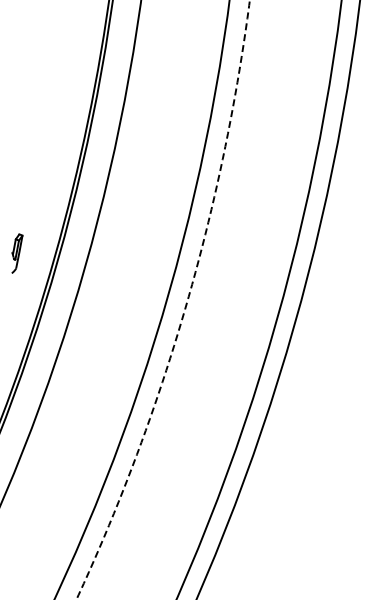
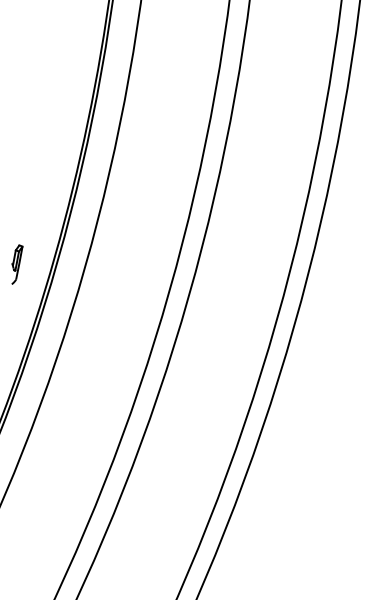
part position: (17, 253) -> (17, 264) (17, 264)
circle: dashed -> solid (162, 299)
